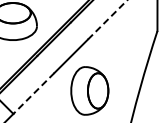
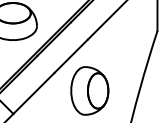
line: dashed -> solid (107, 19)
line: dashed -> solid (33, 93)
